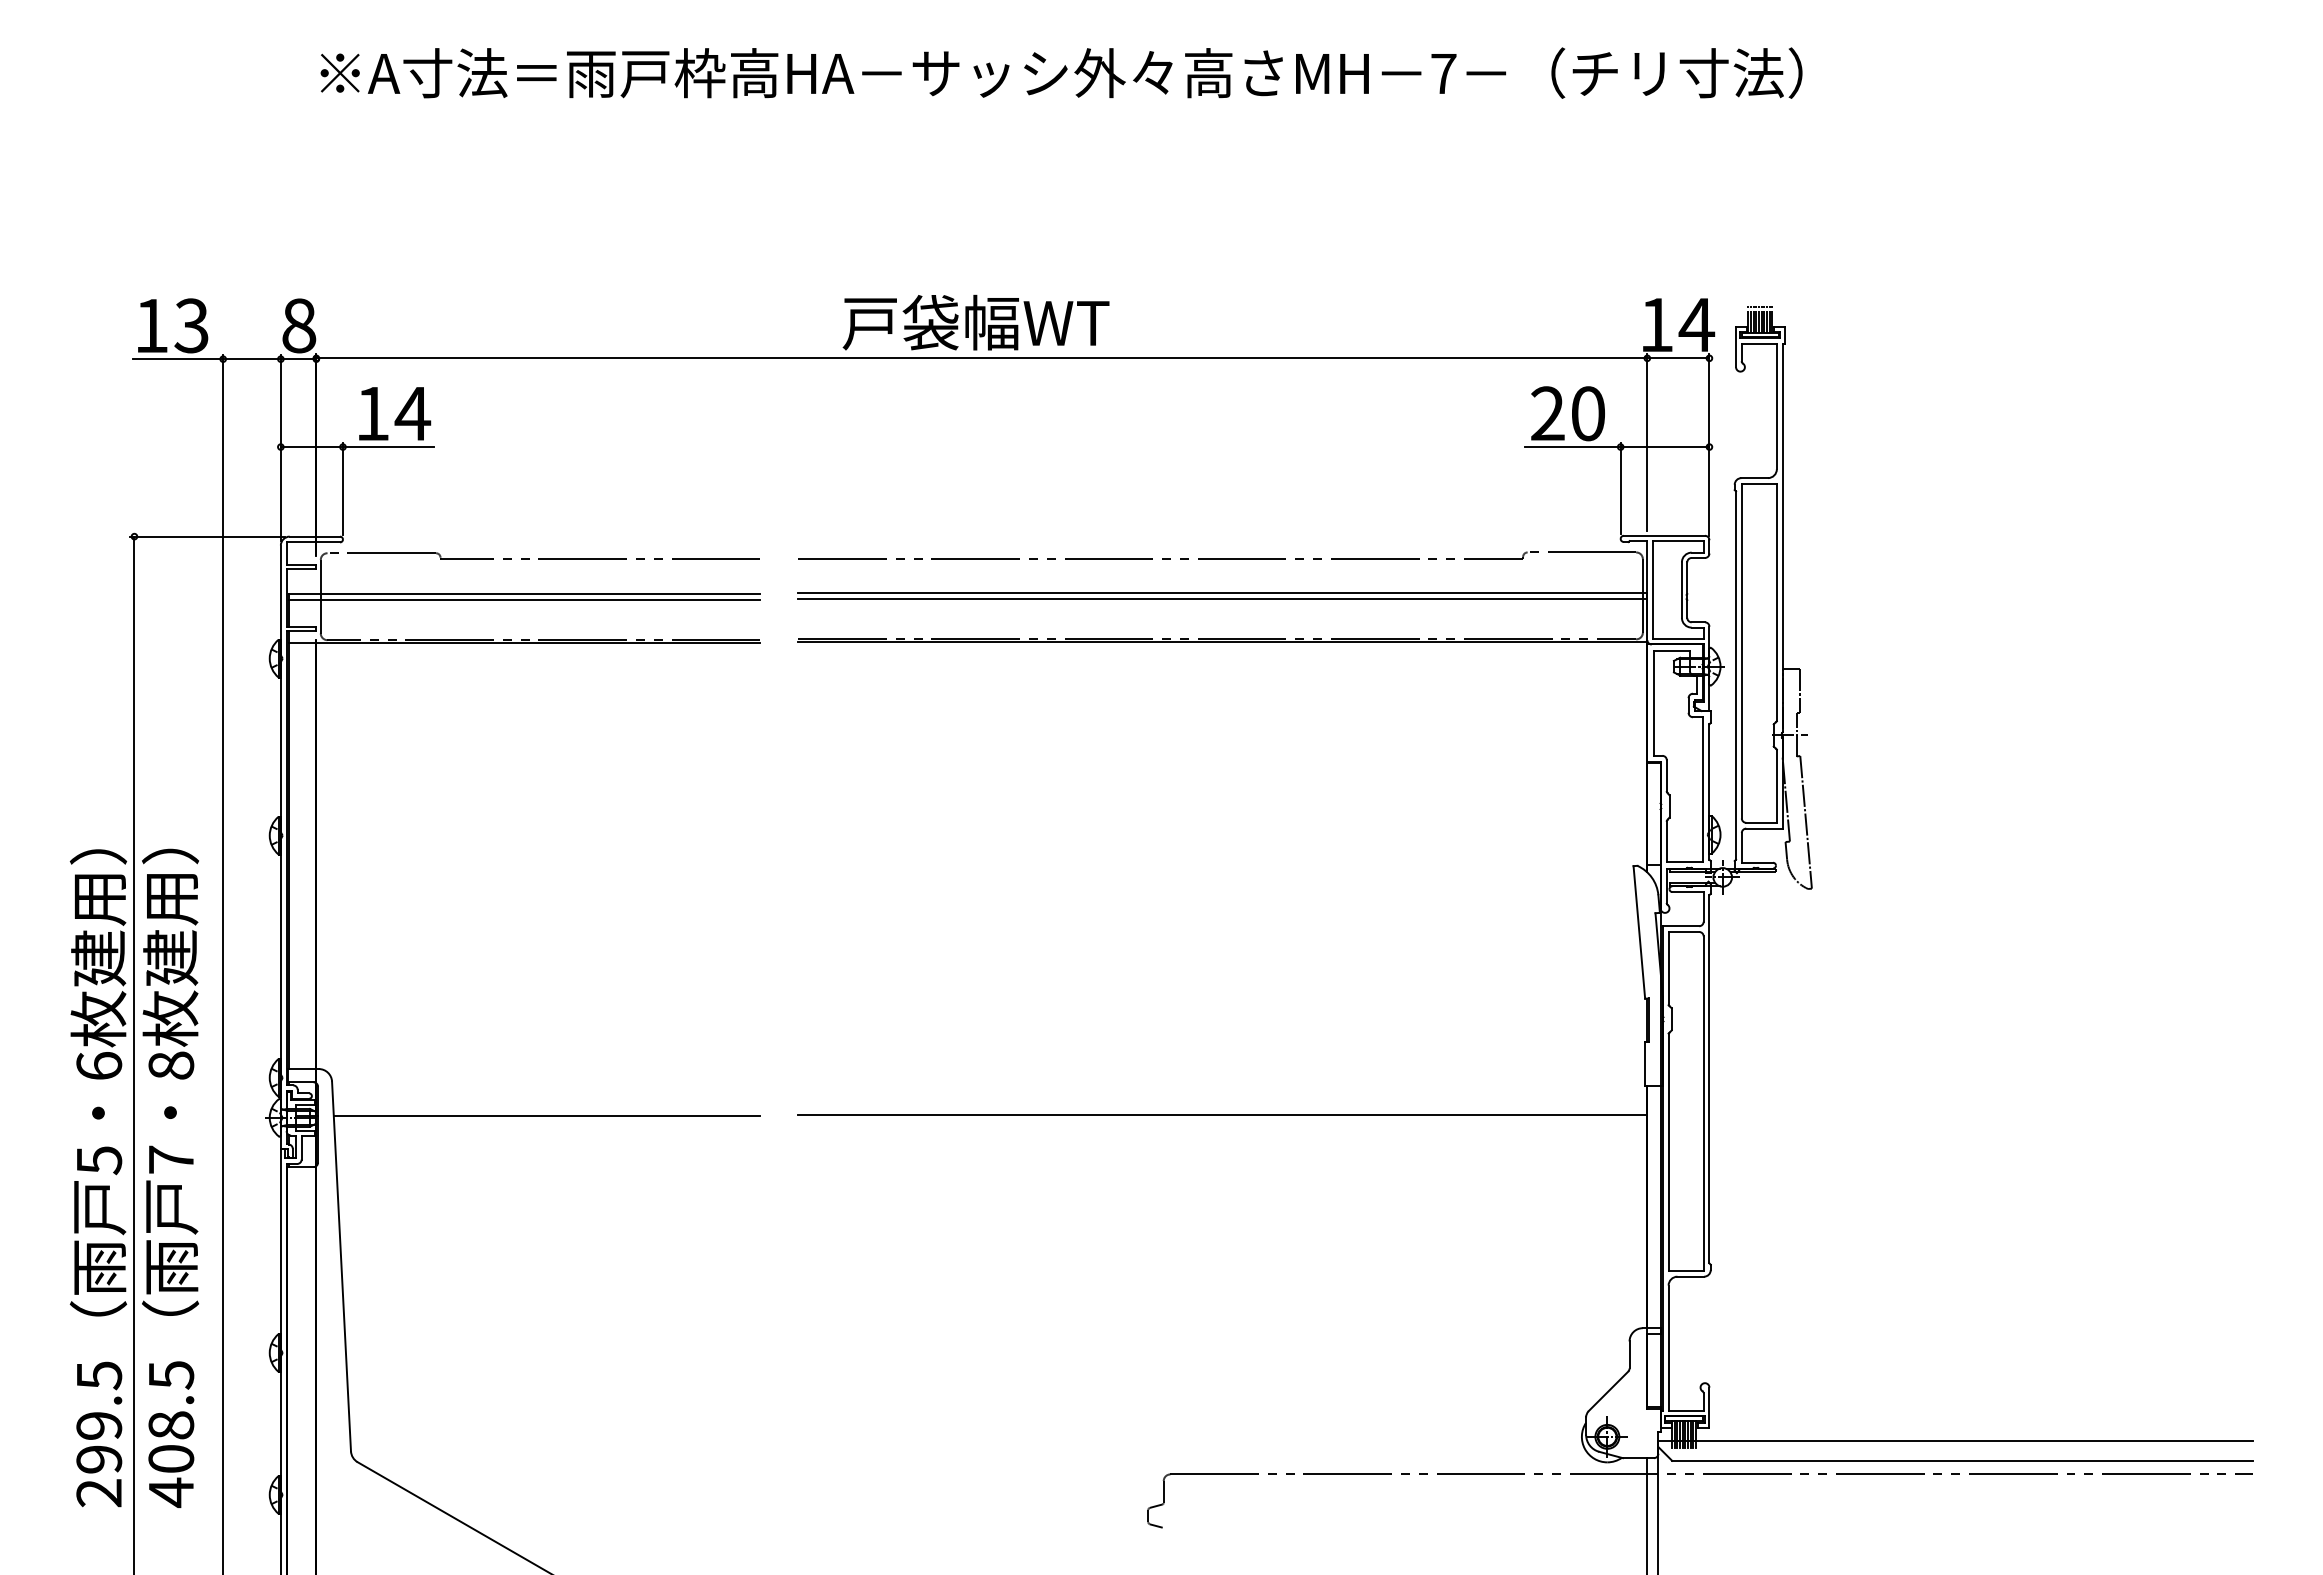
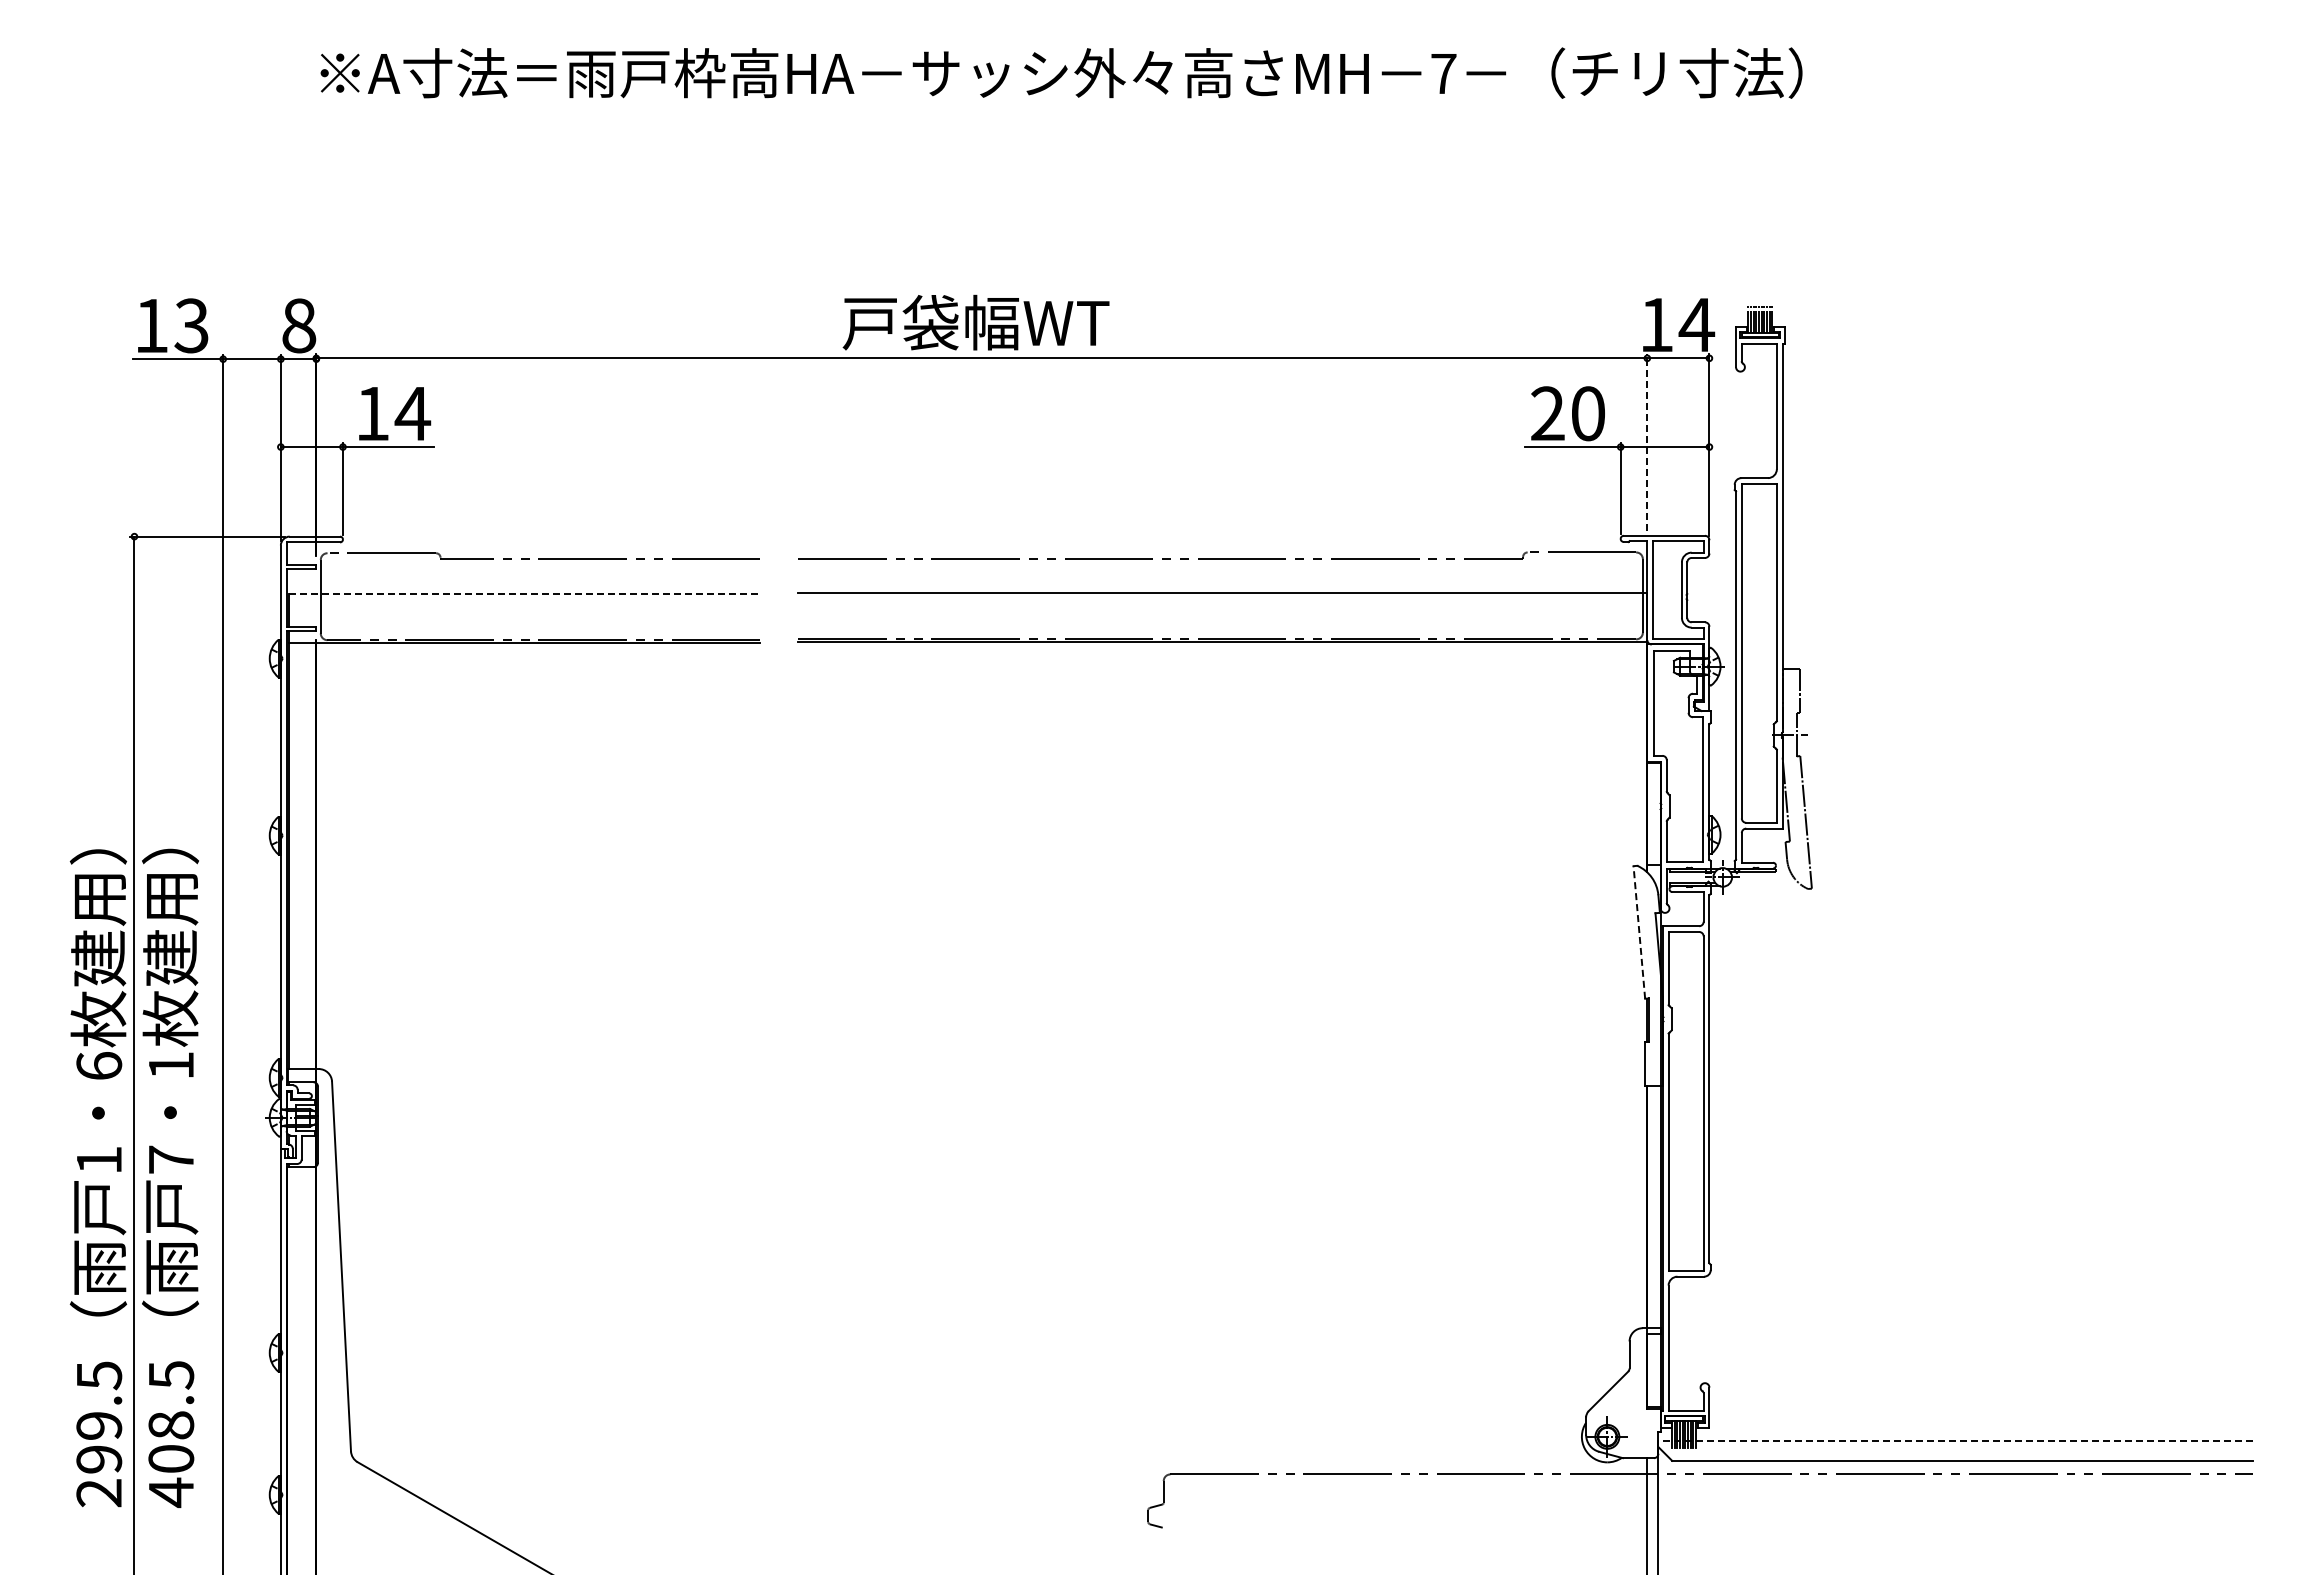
line: solid -> dashed (1647, 442)
line: solid -> dashed (524, 594)
line: present -> none (1222, 598)
line: present -> none (524, 599)
line: solid -> dashed (1639, 932)
text: 8 -> 1 (171, 1065)
line: present -> none (1222, 1114)
line: present -> none (546, 1115)
text: 5 -> 1 (99, 1160)
line: solid -> dashed (1955, 1440)
